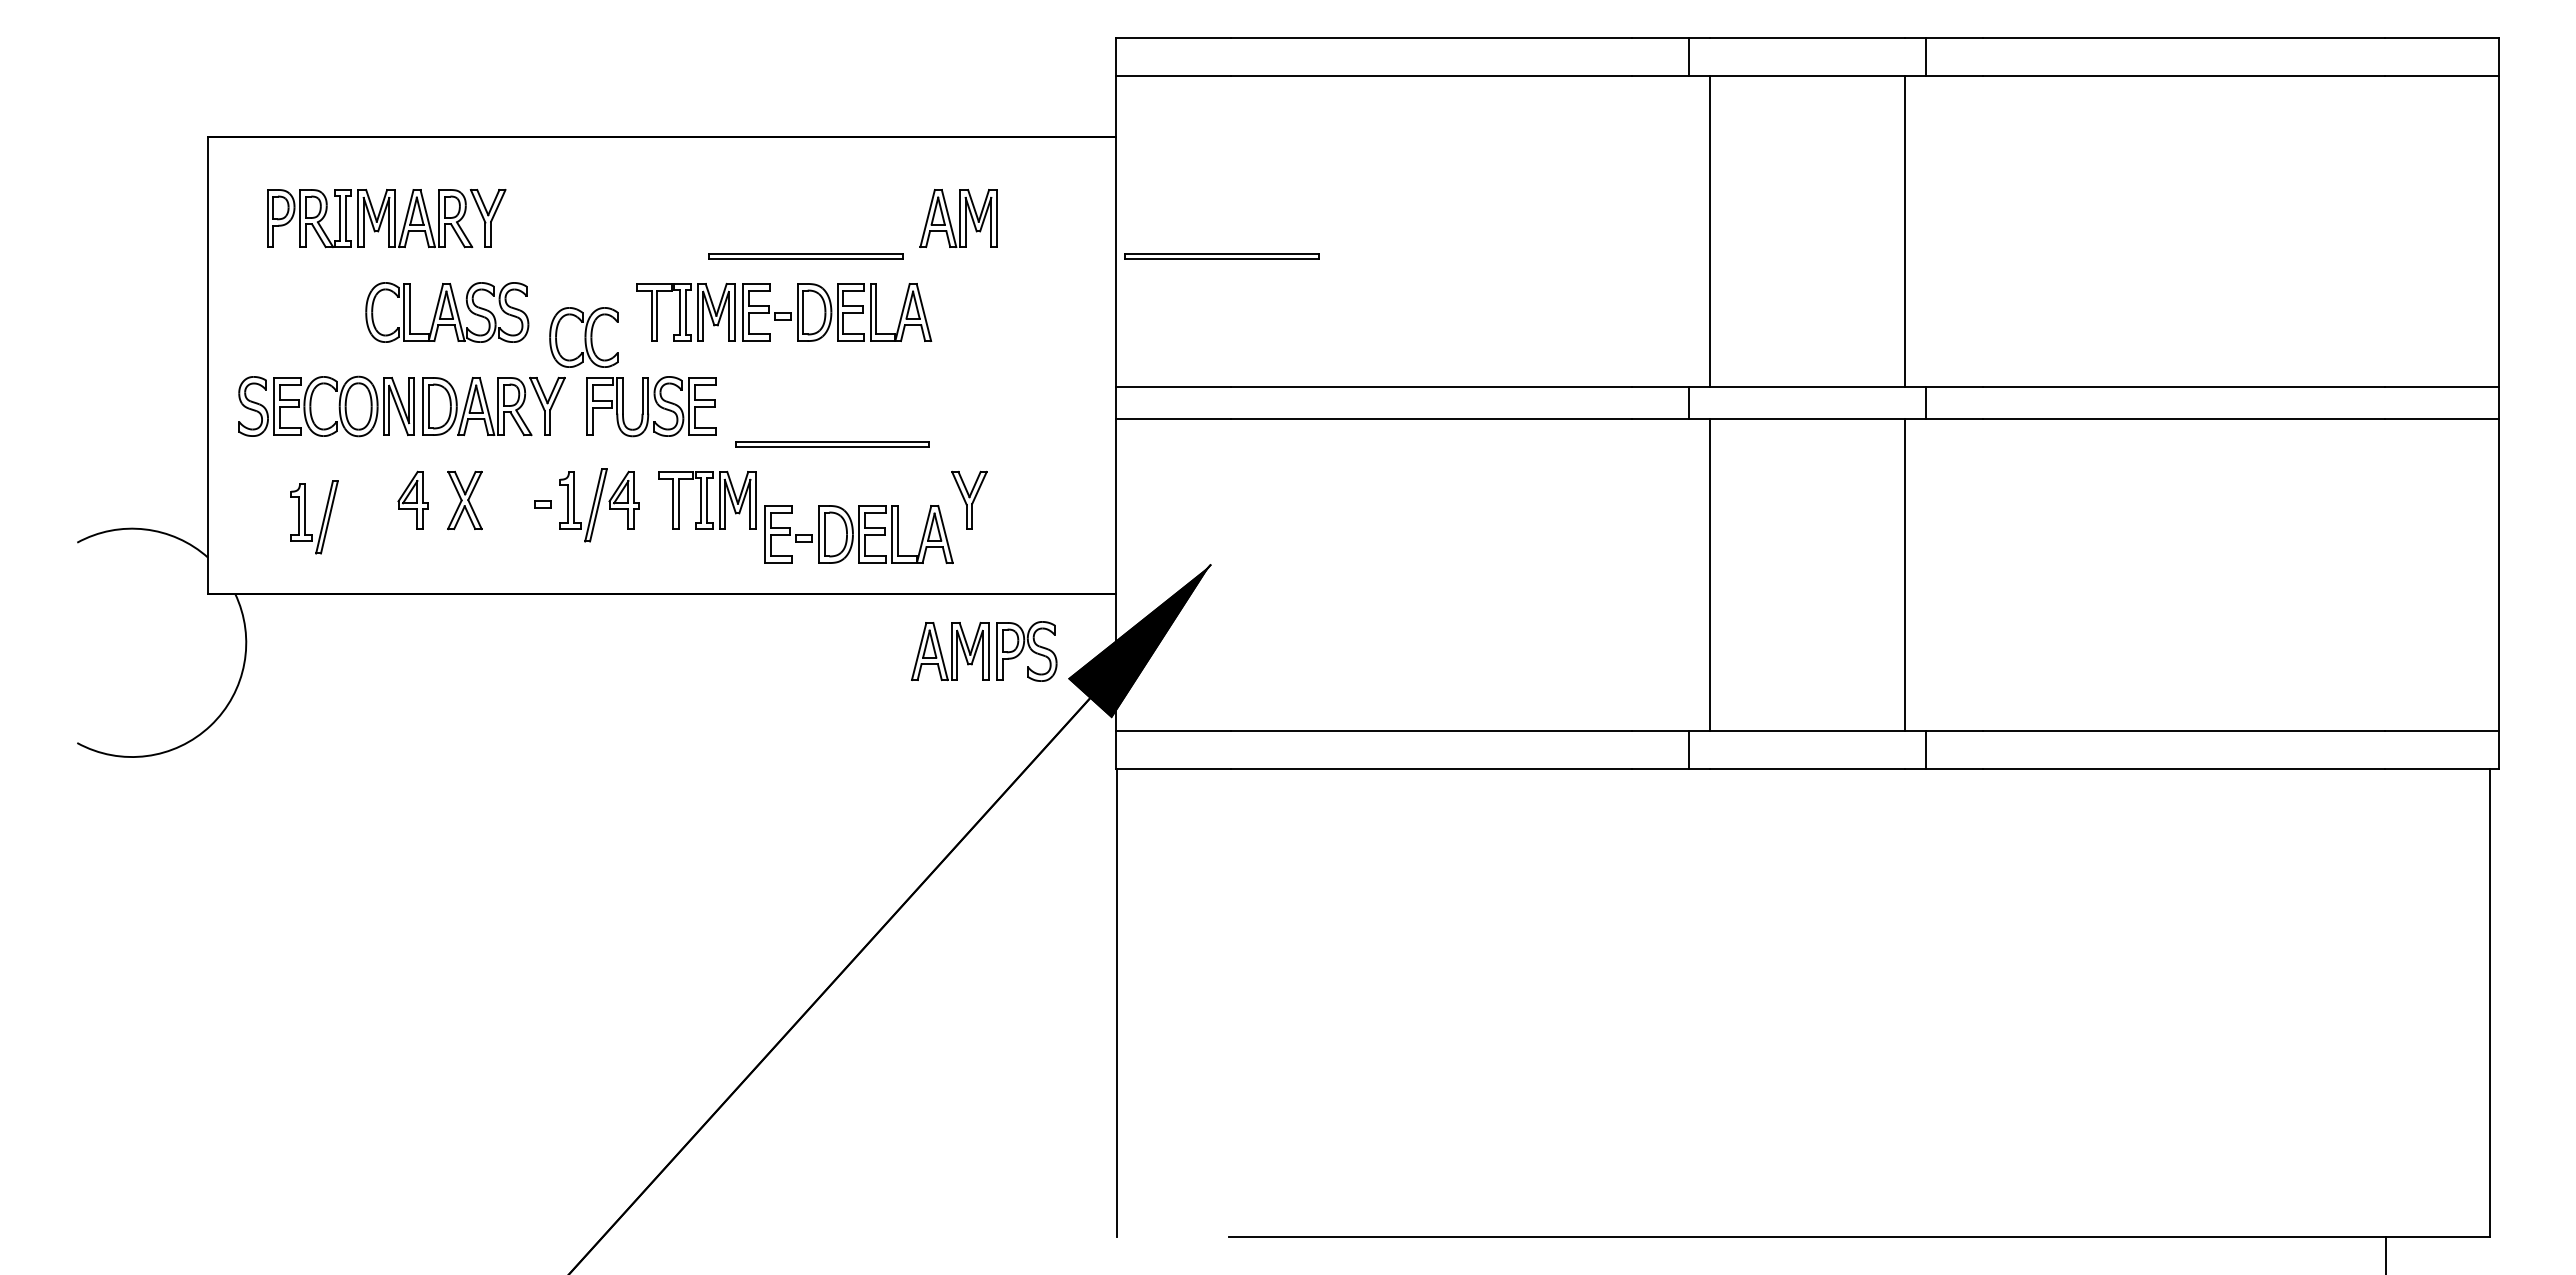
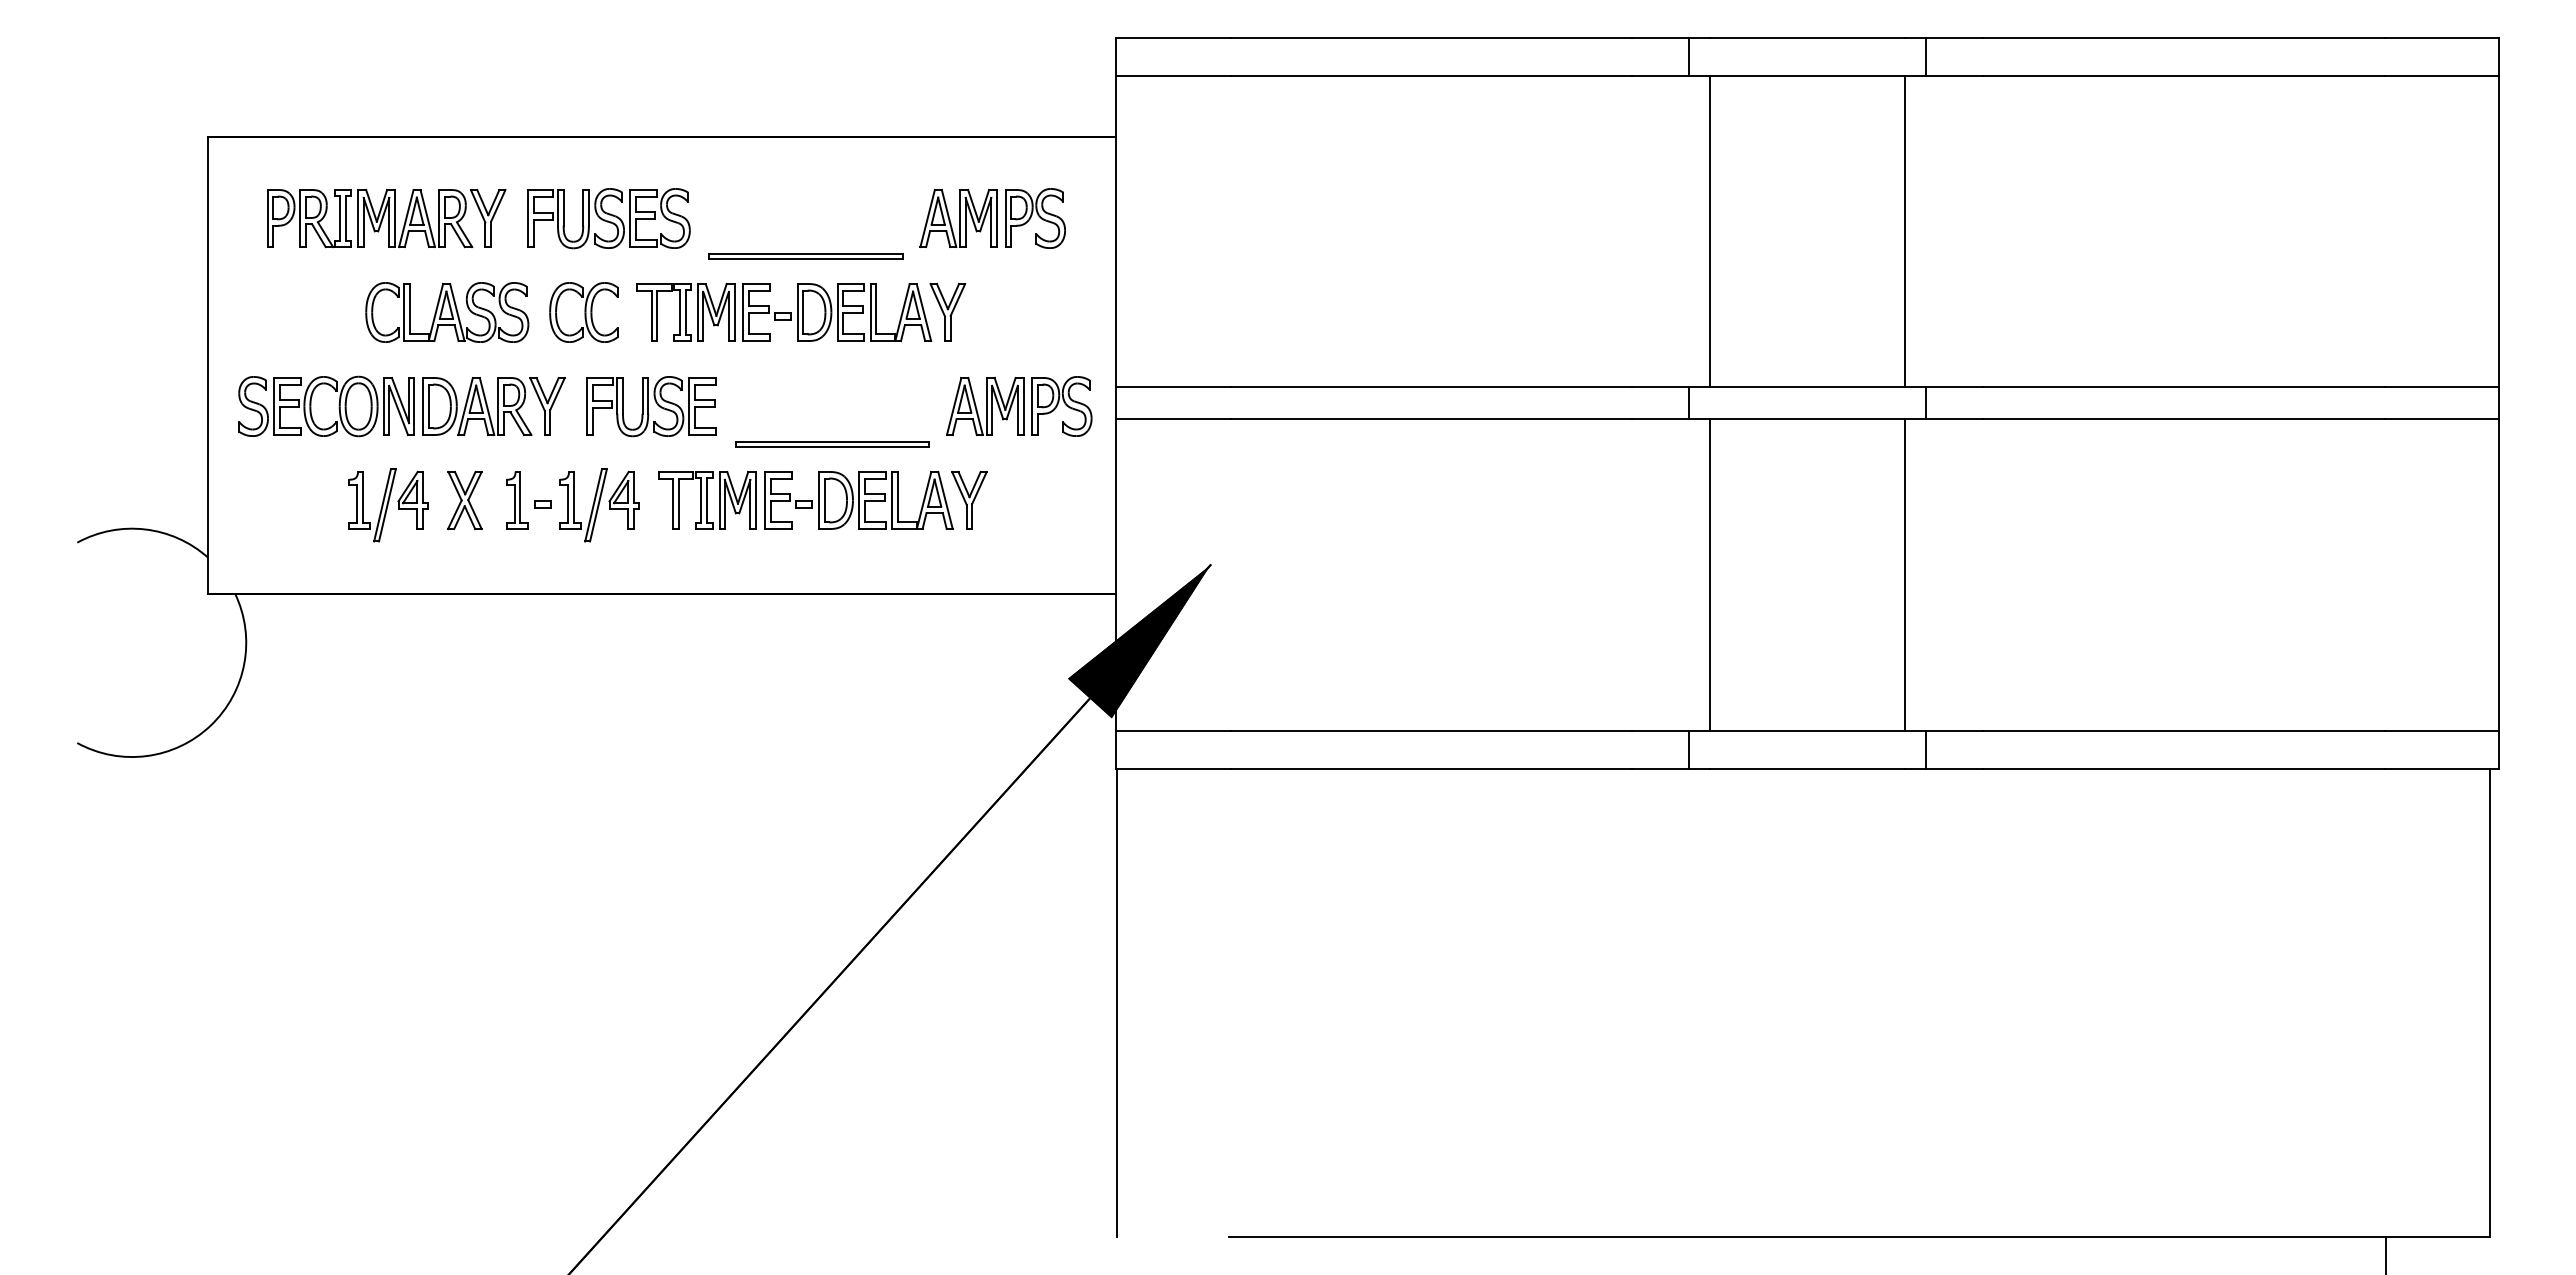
part: none -> present (608, 218)
part: none -> present (1035, 218)
part: present -> none (1221, 256)
part: none -> present (947, 312)
part position: (583, 337) -> (583, 312) (583, 312)
part: none -> present (517, 500)
part position: (322, 520) -> (380, 508) (380, 508)
part position: (858, 534) -> (858, 500) (858, 500)
part position: (984, 651) -> (1019, 406) (1019, 406)
